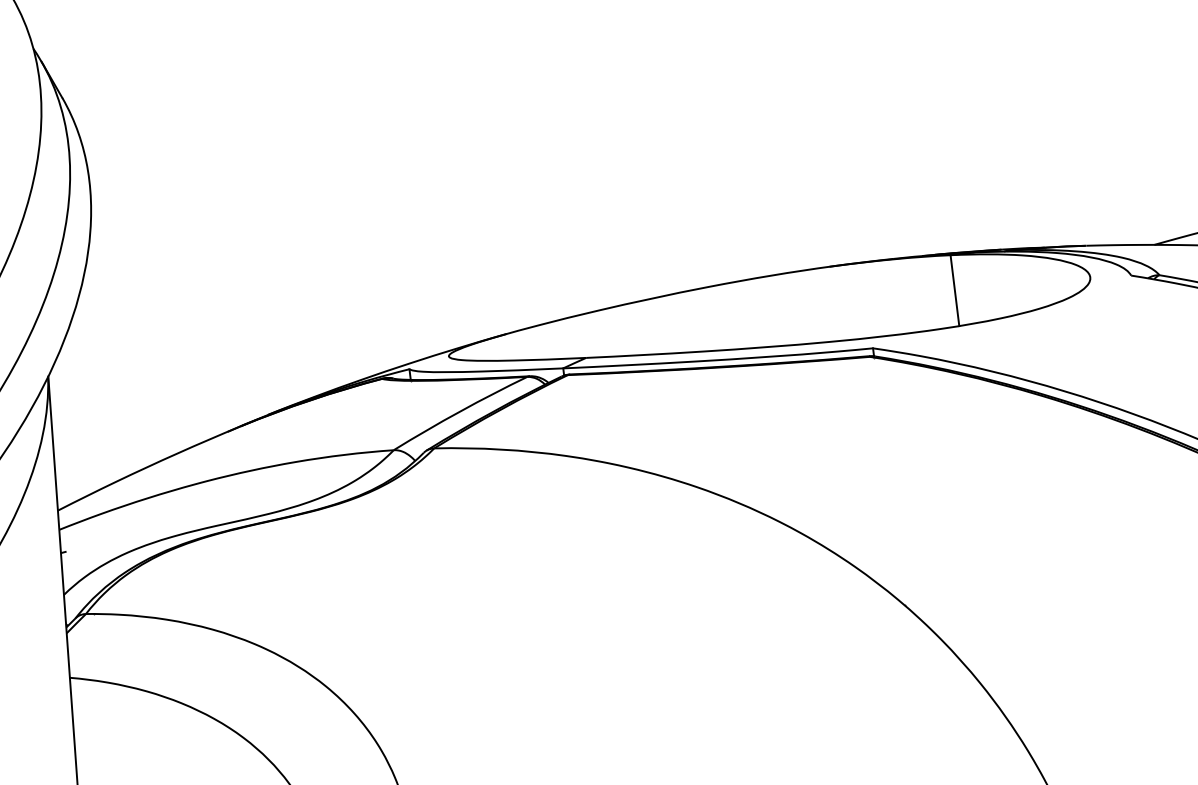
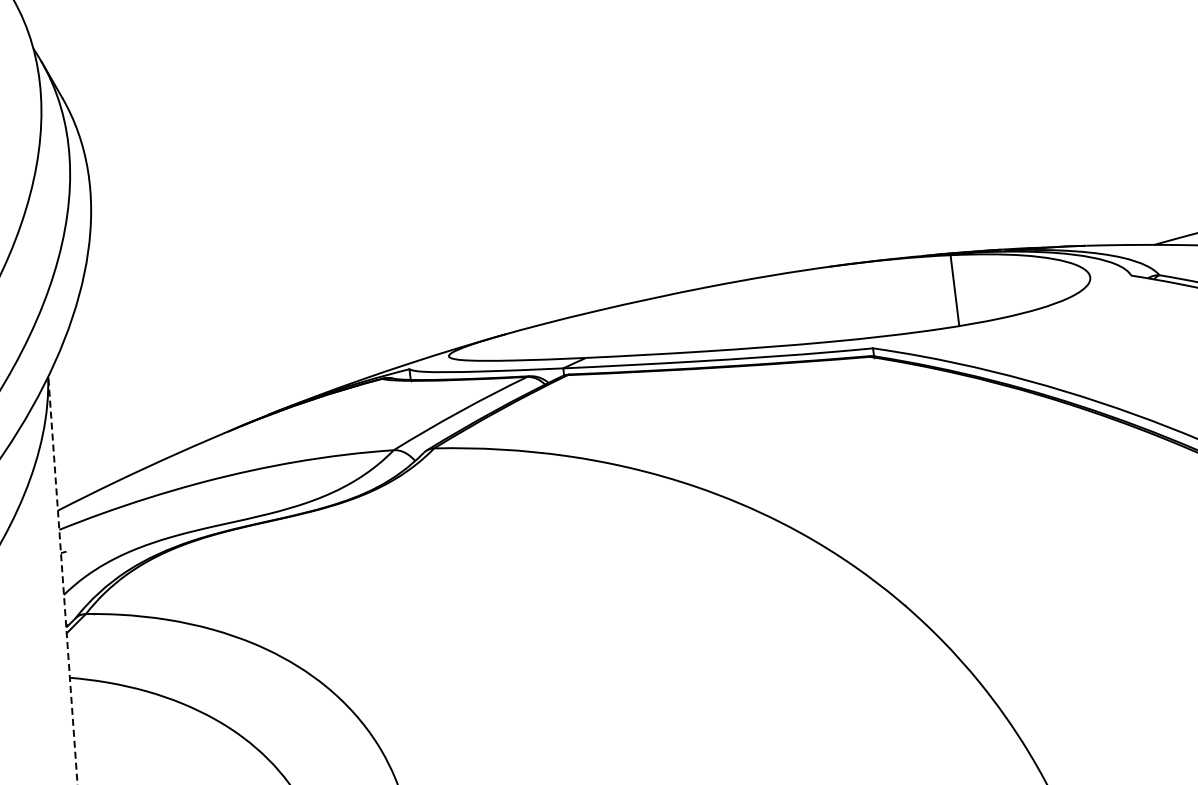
line: solid -> dashed (62, 580)
